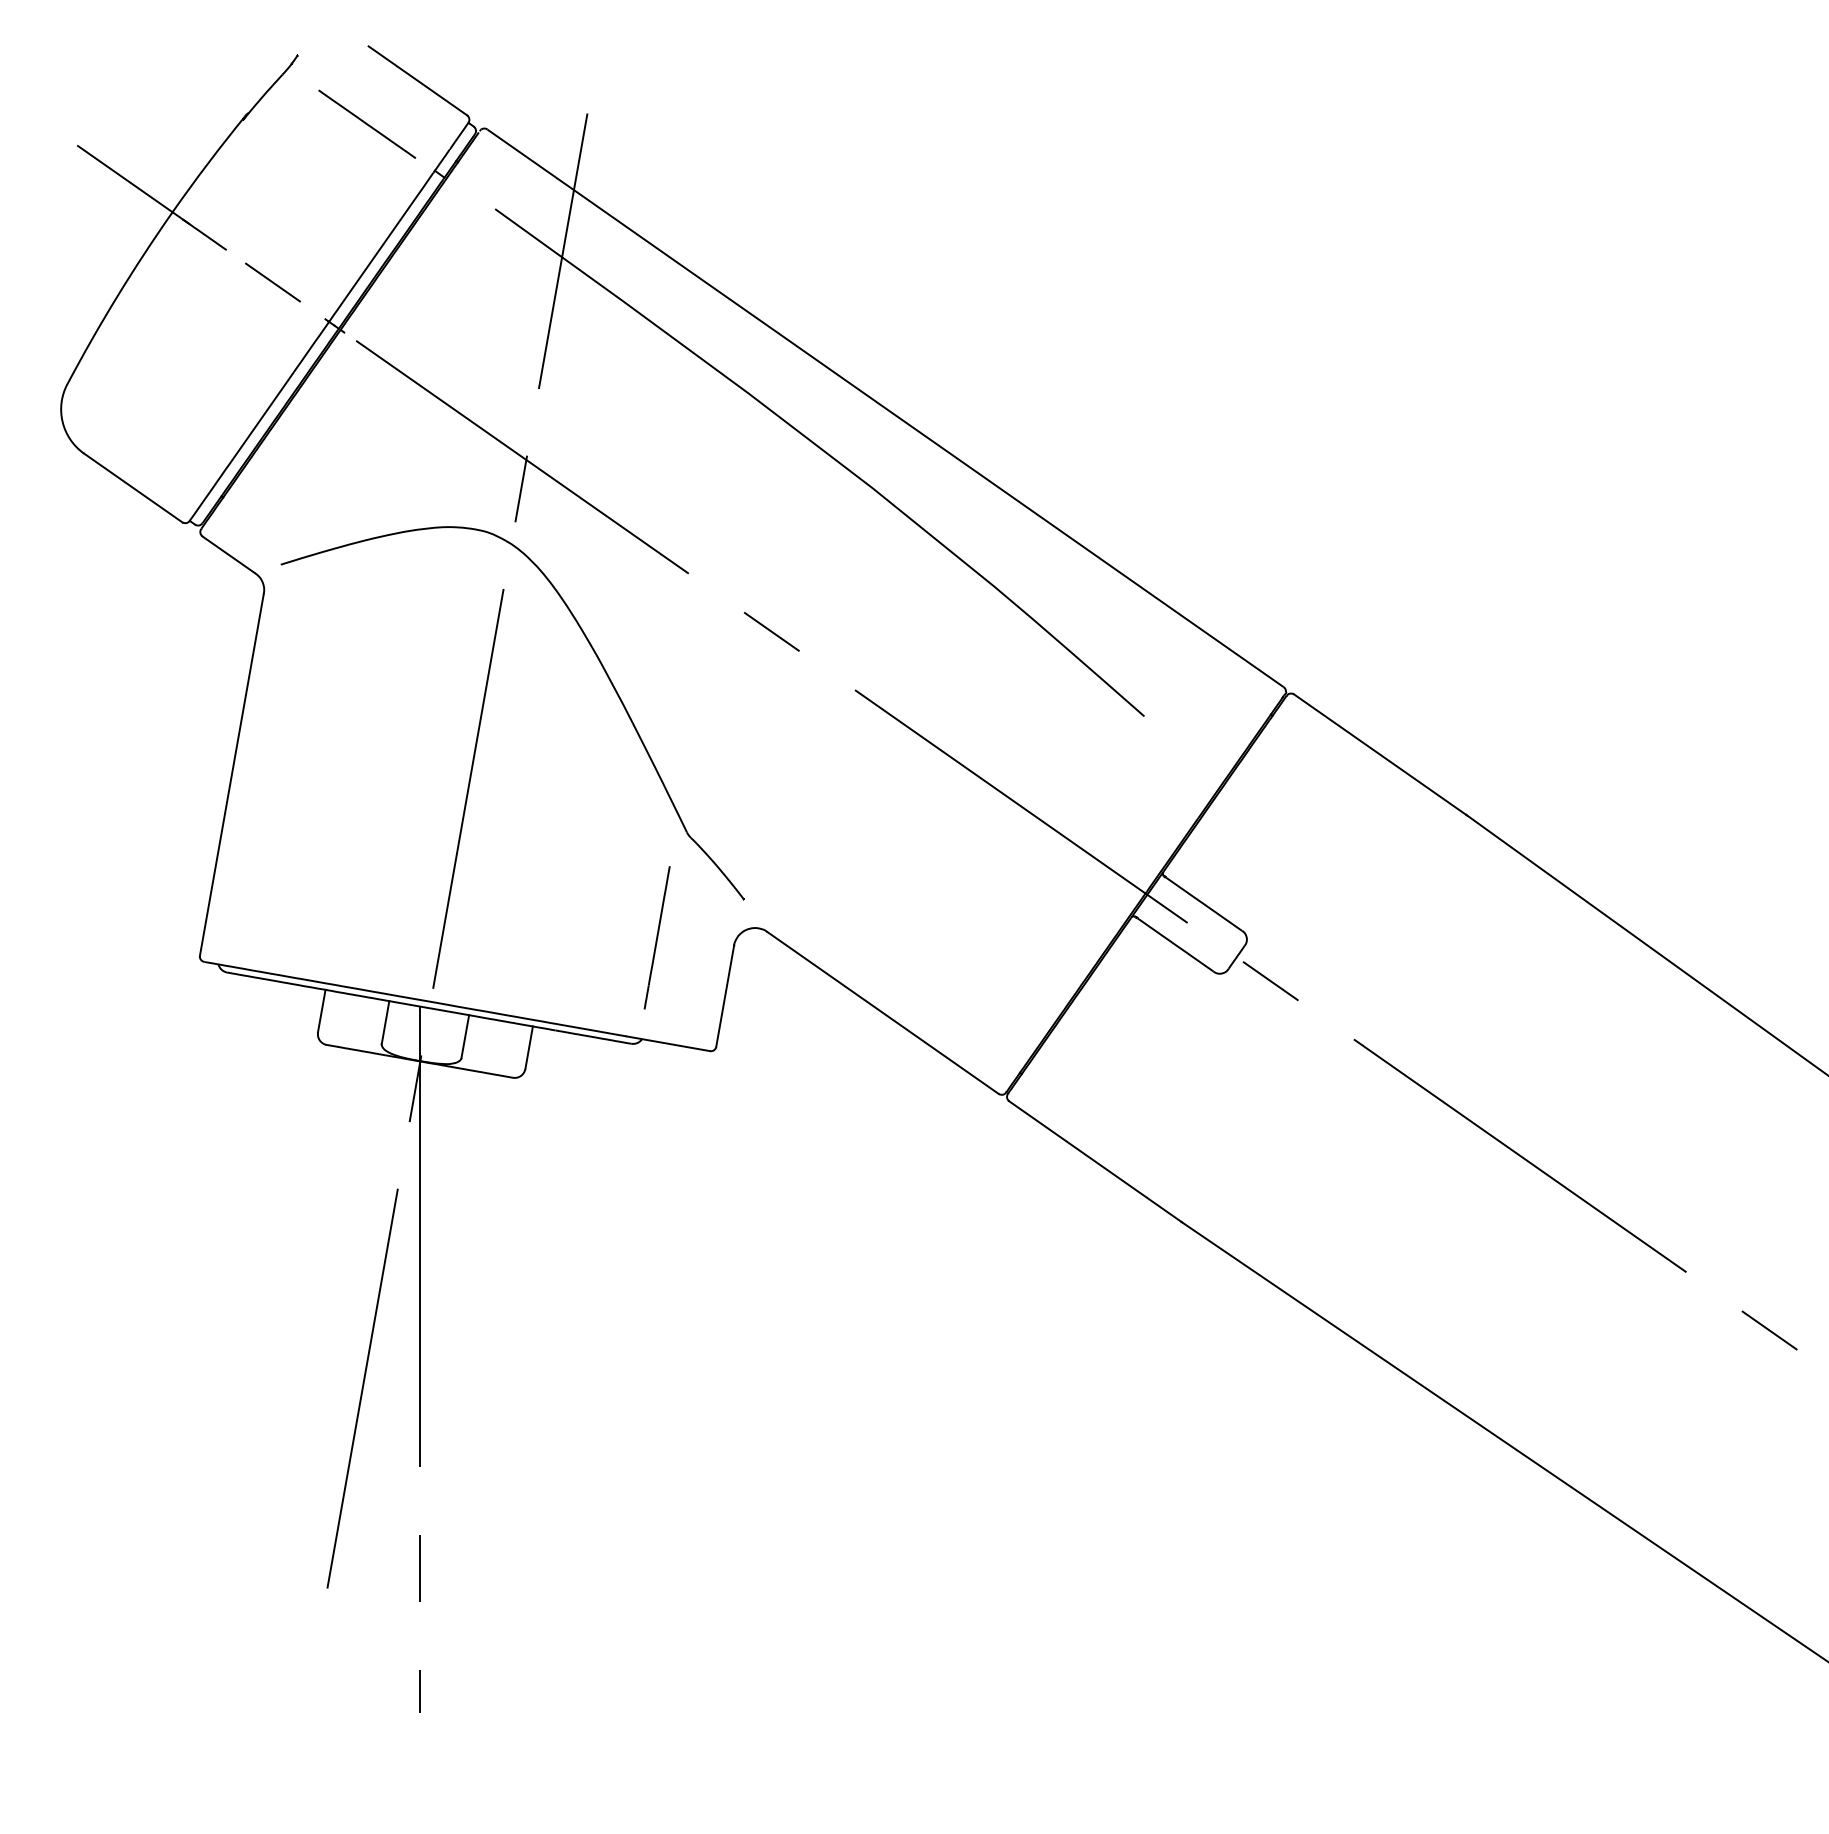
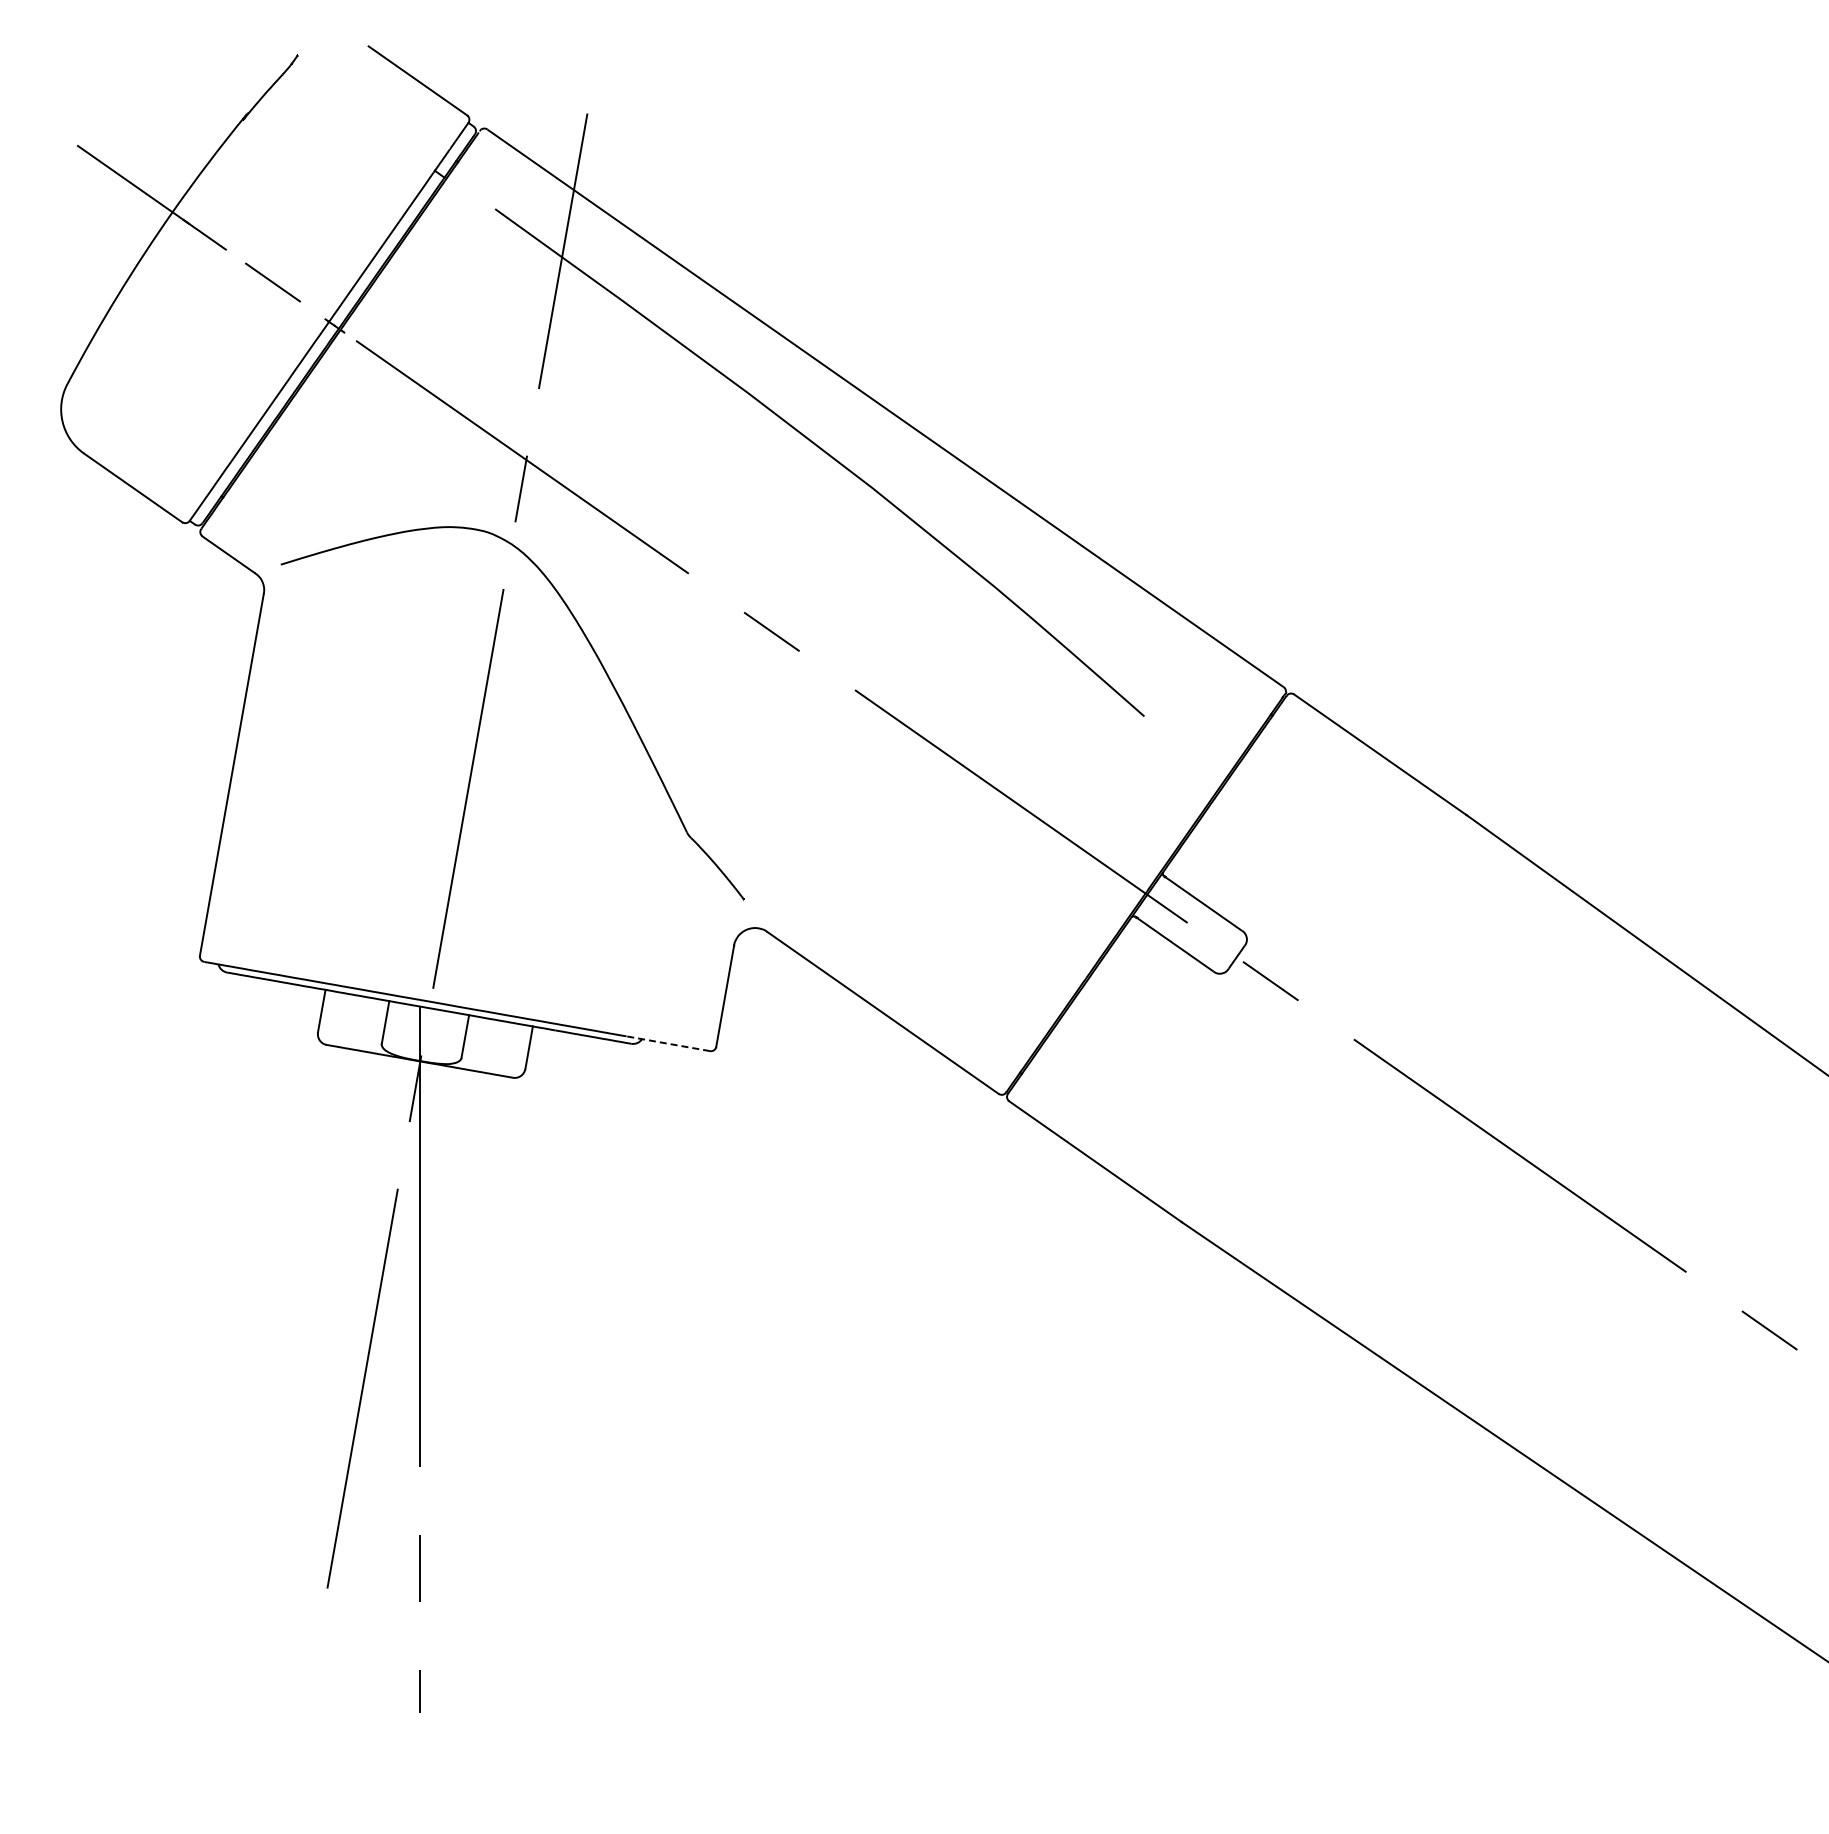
line: present -> none (367, 123)
line: present -> none (656, 937)
line: solid -> dashed (667, 1043)
